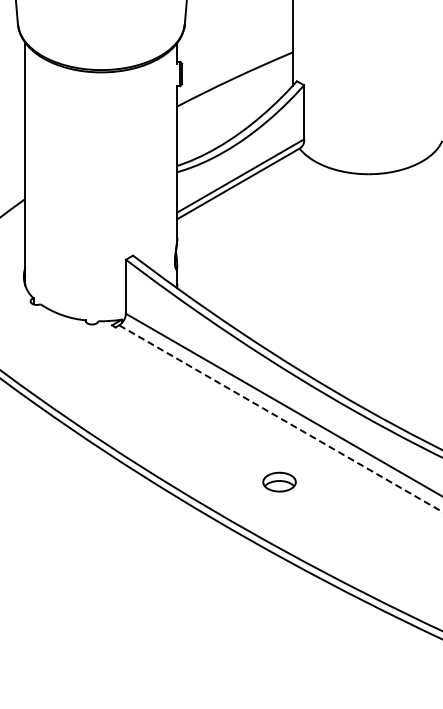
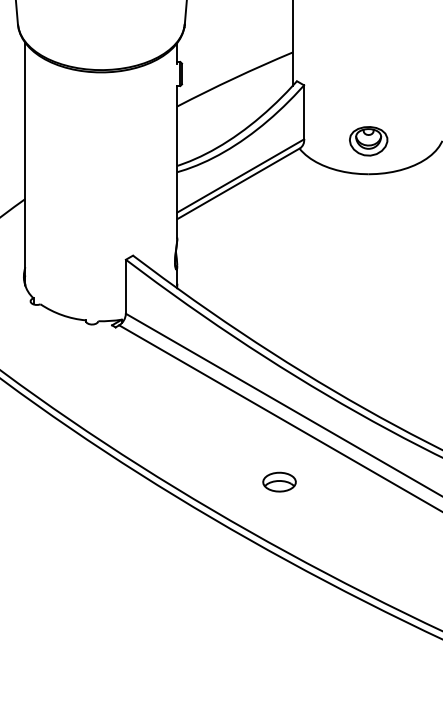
part: none -> present (368, 141)
line: dashed -> solid (281, 418)
